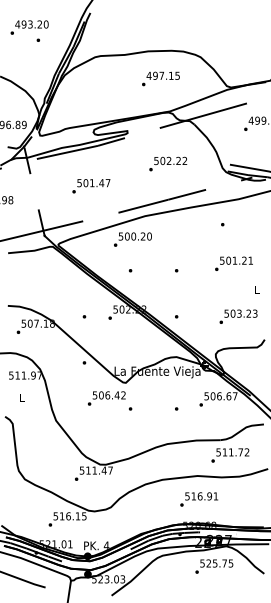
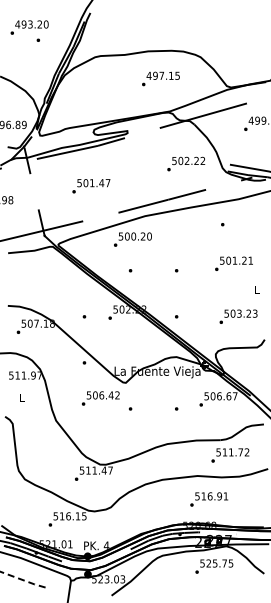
text position: (168, 163) -> (186, 163) (186, 163)
text position: (106, 398) -> (100, 398) (100, 398)
text position: (199, 499) -> (209, 499) (209, 499)
line: solid -> dashed (23, 580)
